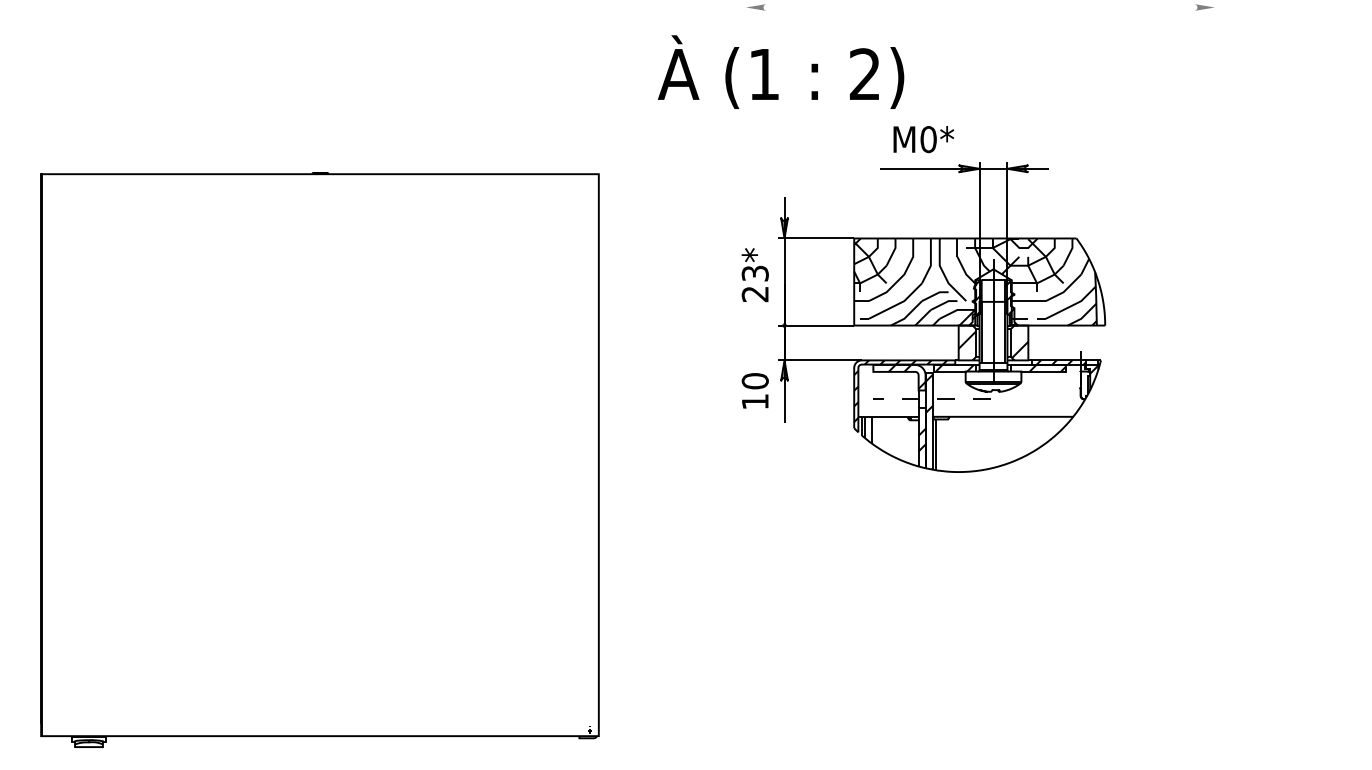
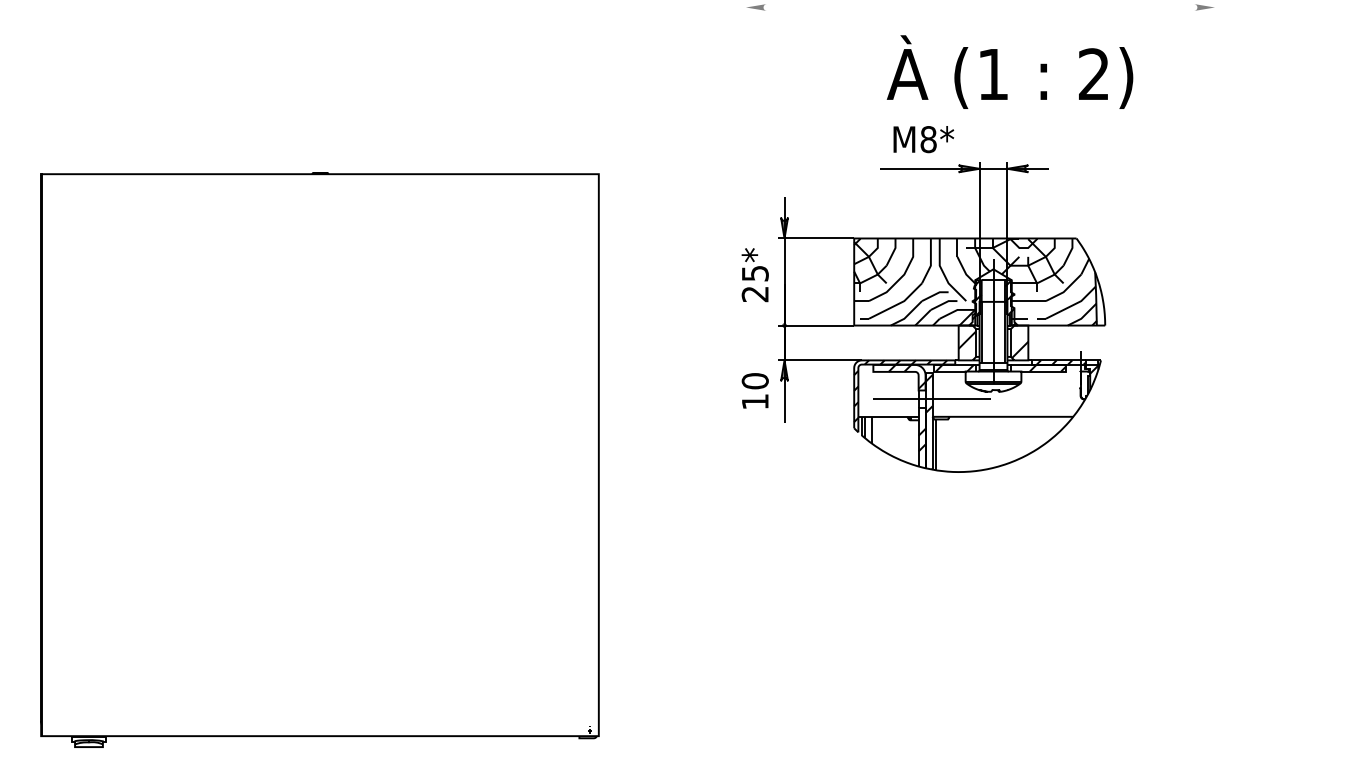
text position: (780, 71) -> (1009, 71) (1009, 71)
text: M0* -> M8* (928, 139)
text: 23* -> 25* (754, 272)
line: dashed -> solid (931, 399)
